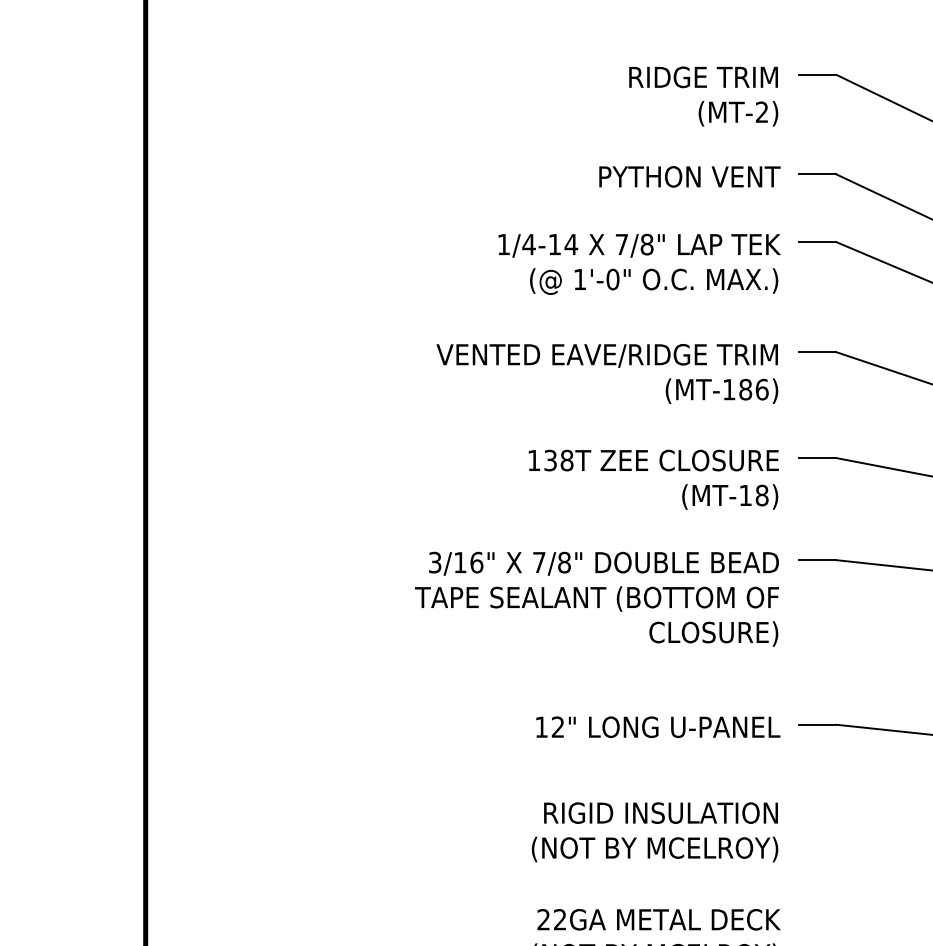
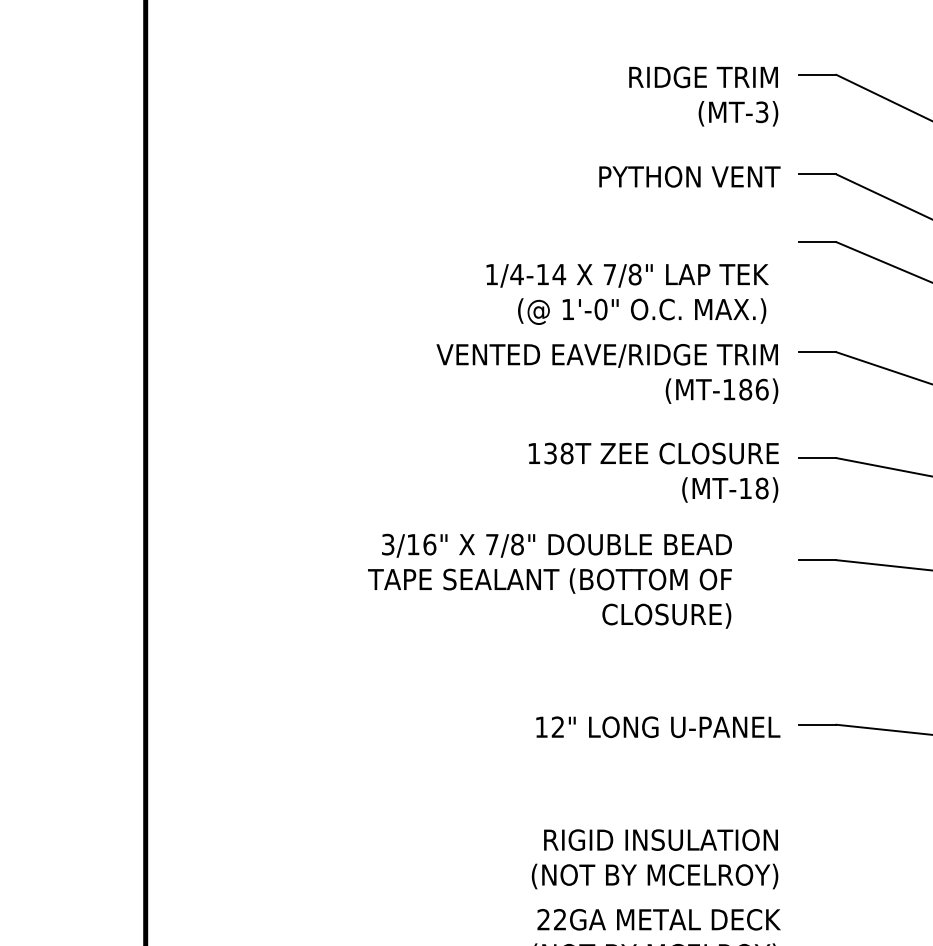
text: (MT-2) -> (MT-3) (762, 112)
text position: (639, 263) -> (627, 293) (627, 293)
text position: (653, 479) -> (653, 472) (653, 472)
text position: (596, 598) -> (549, 580) (549, 580)
text position: (654, 832) -> (654, 859) (654, 859)
